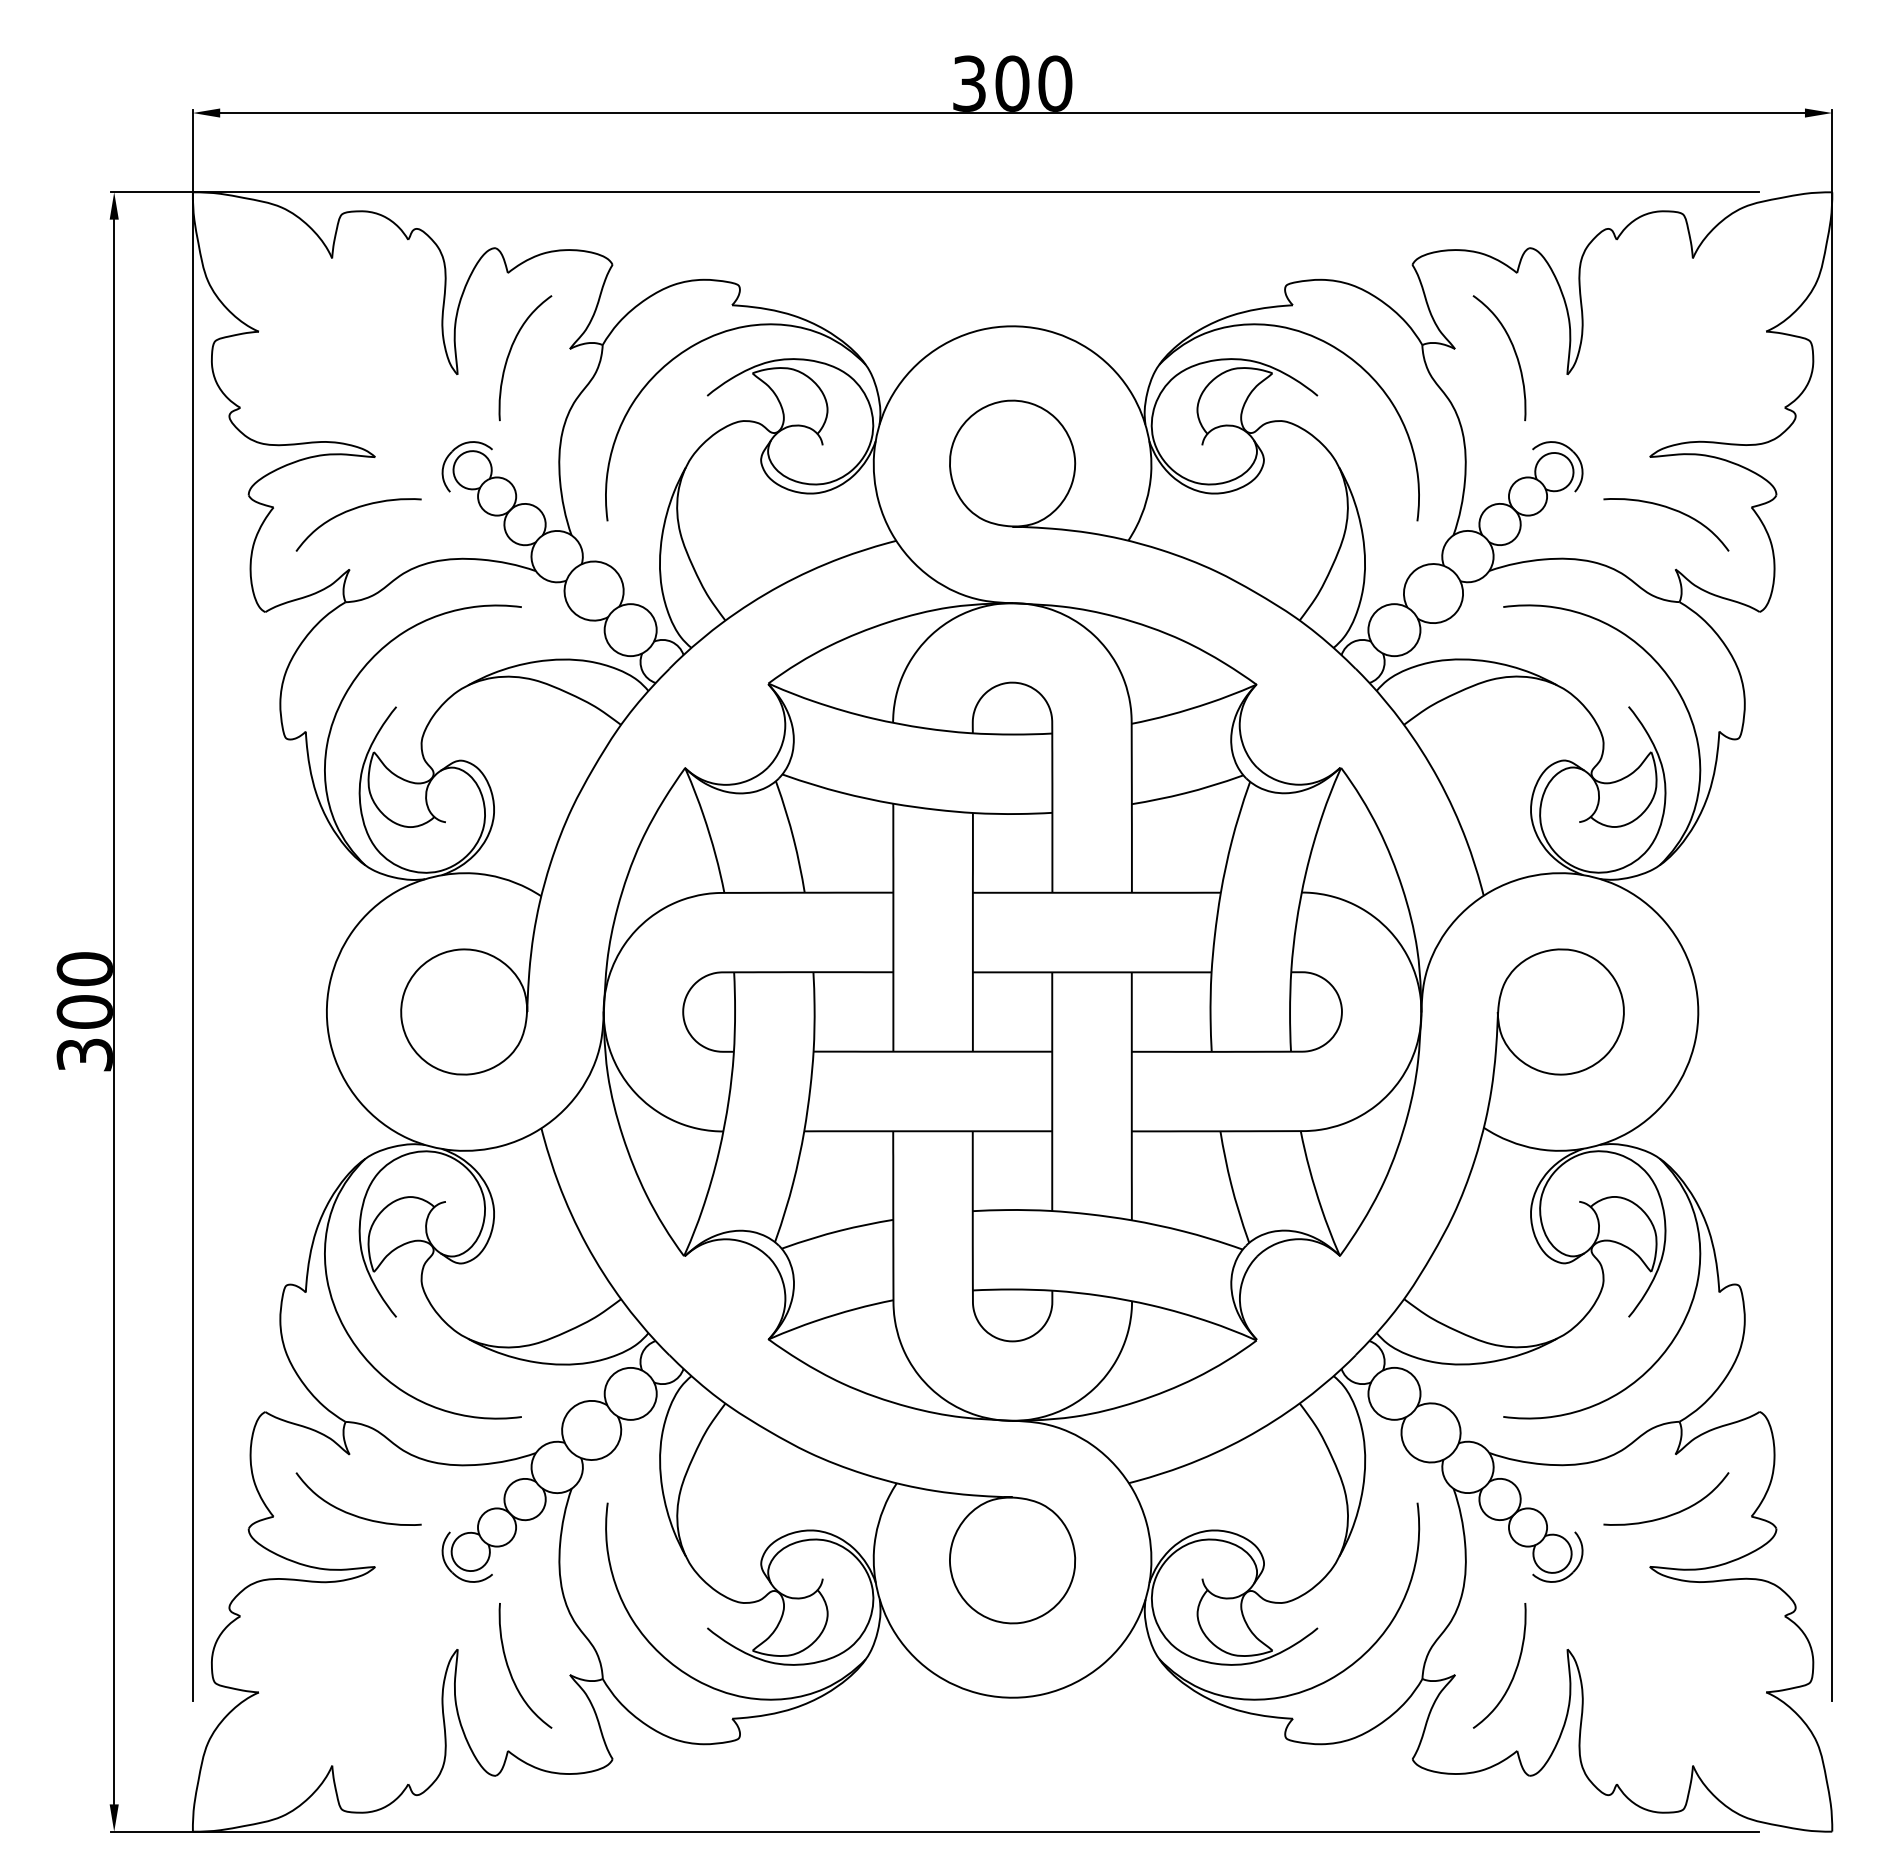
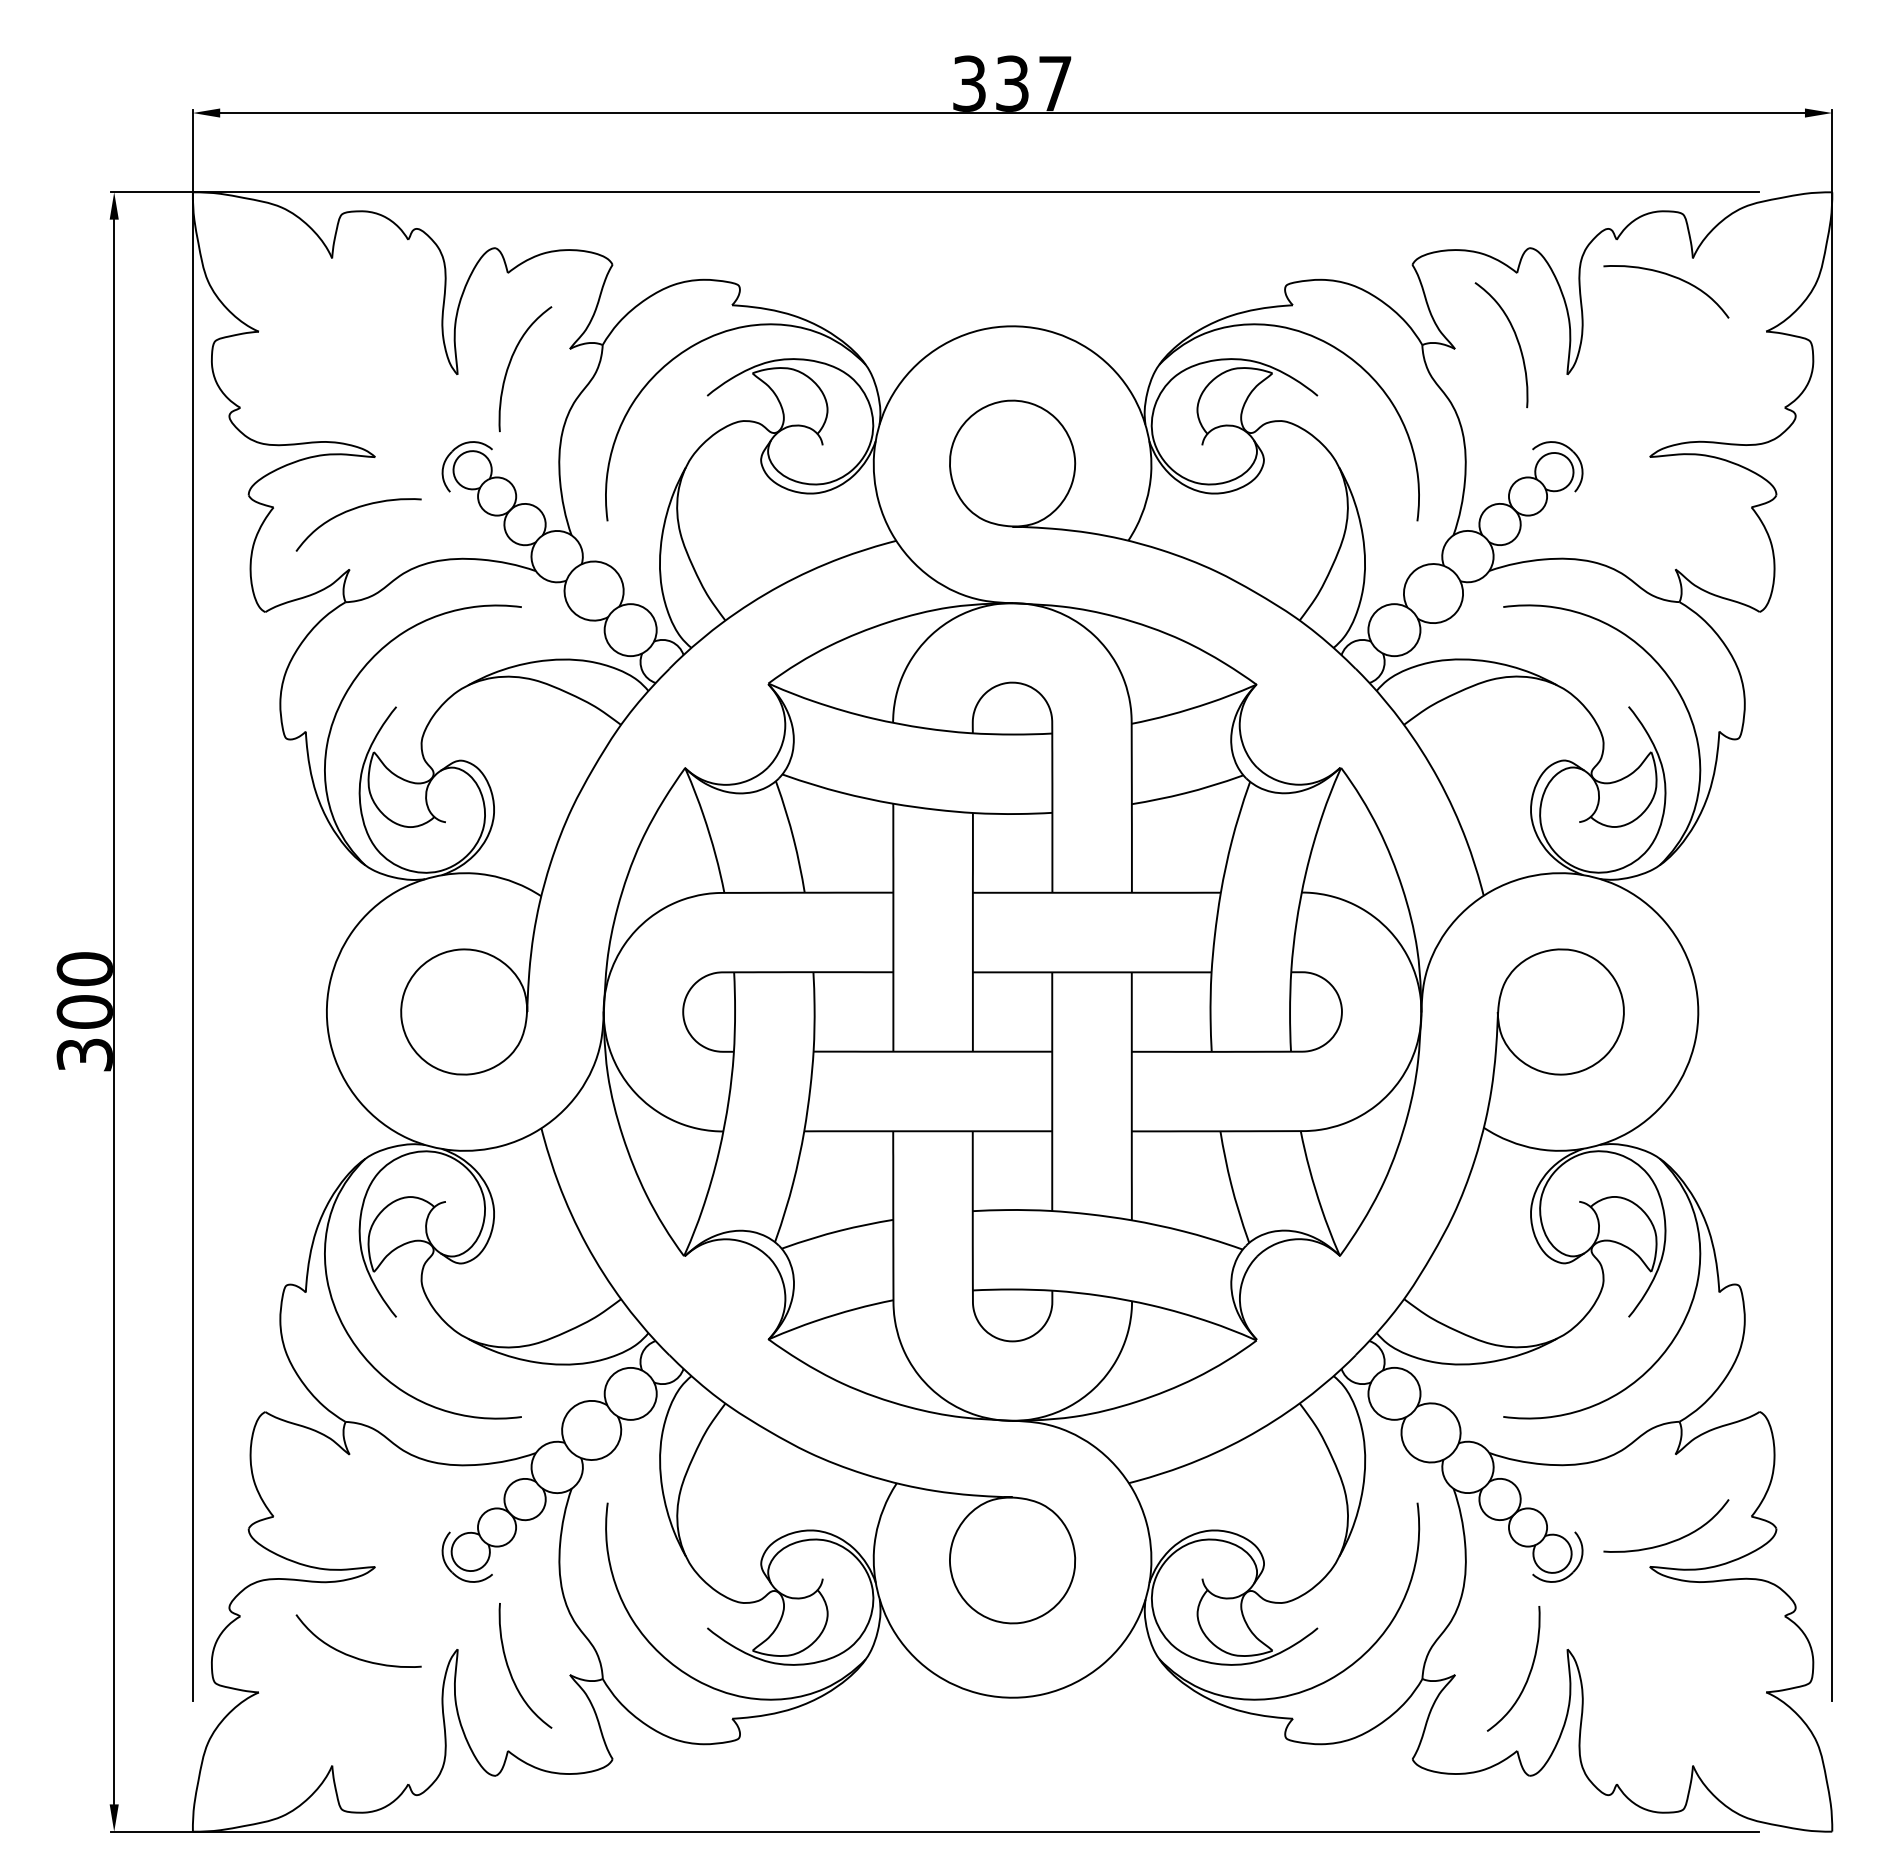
text: 300 -> 337 (1033, 83)
curve position: (510, 353) -> (510, 364) (510, 364)
curve position: (1514, 353) -> (1516, 340) (1516, 340)
curve position: (1672, 510) -> (1672, 277) (1672, 277)
curve position: (352, 1513) -> (352, 1655) (352, 1655)
curve position: (1672, 1513) -> (1672, 1540) (1672, 1540)
curve position: (1513, 1673) -> (1527, 1676) (1527, 1676)
